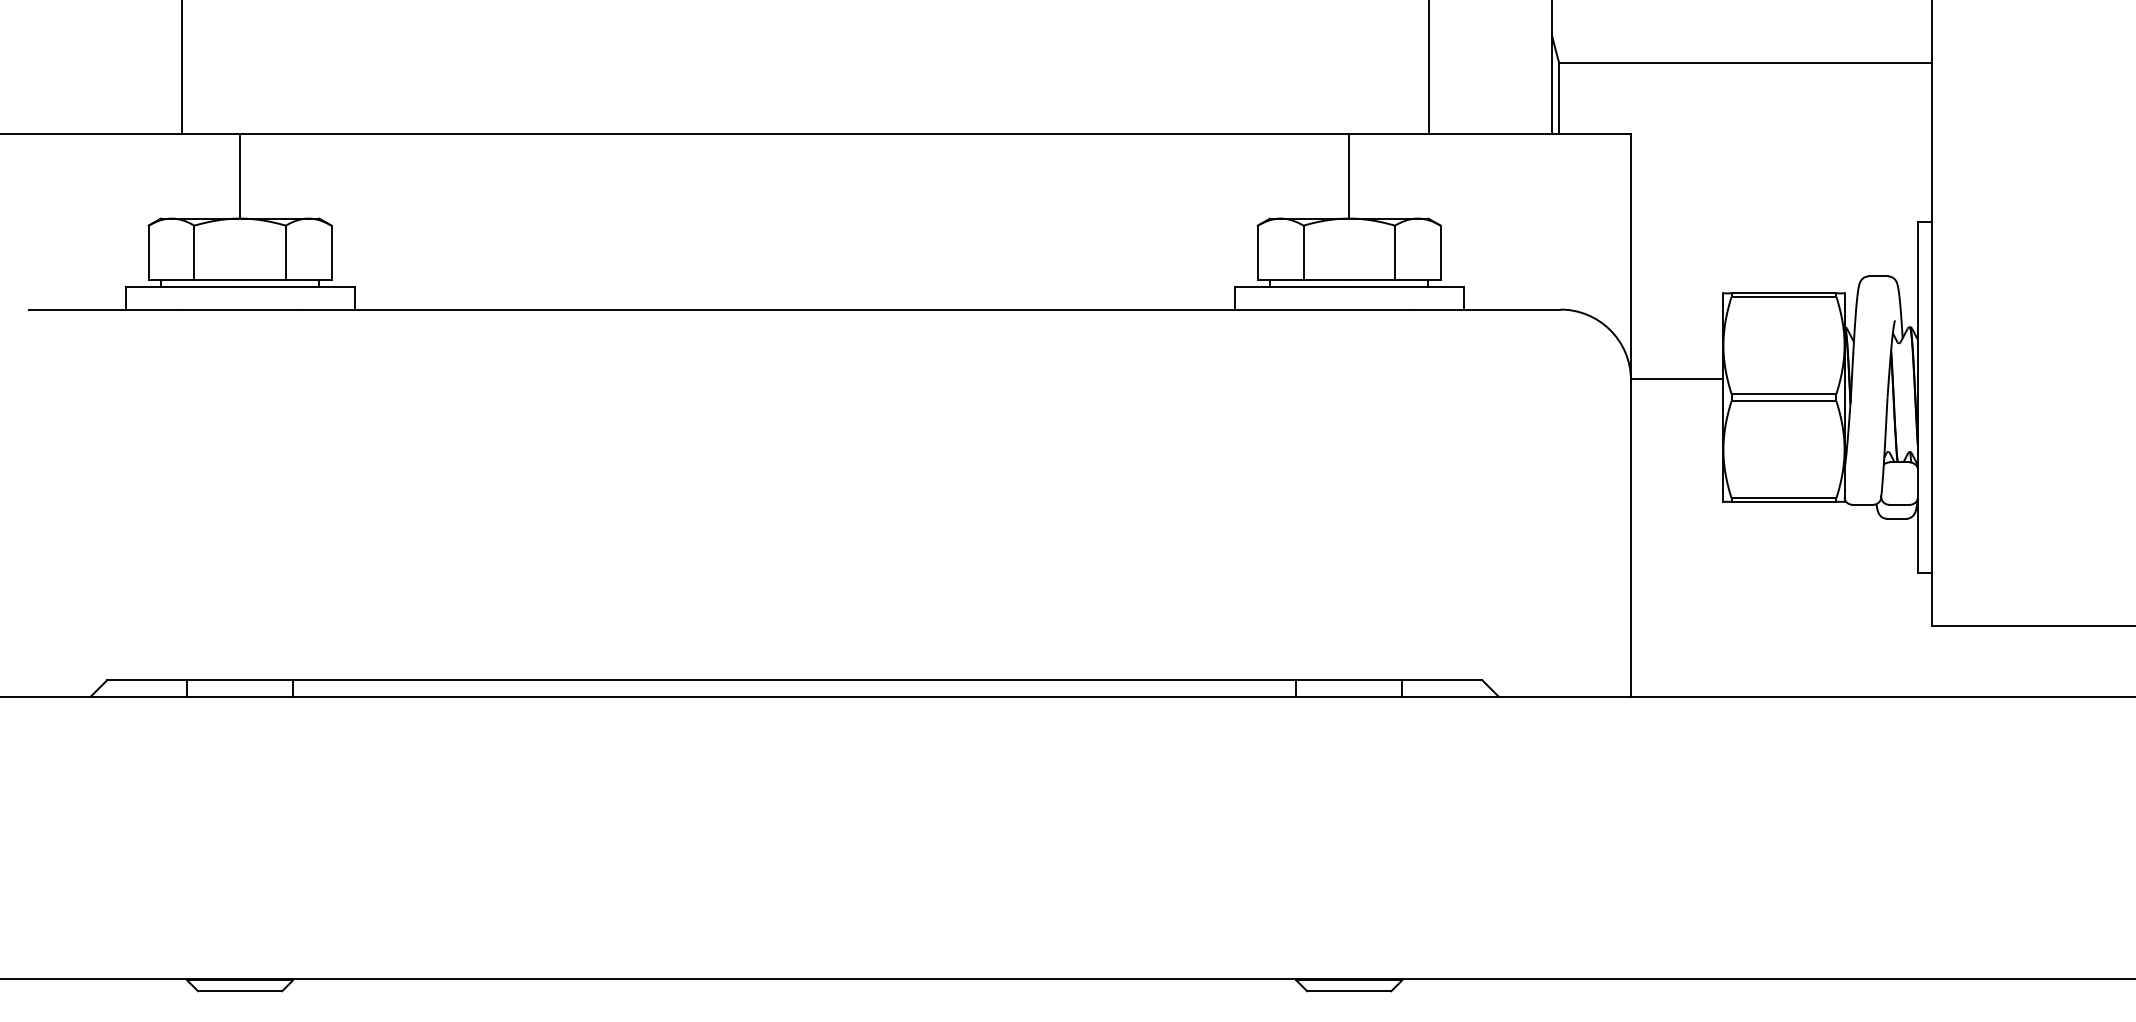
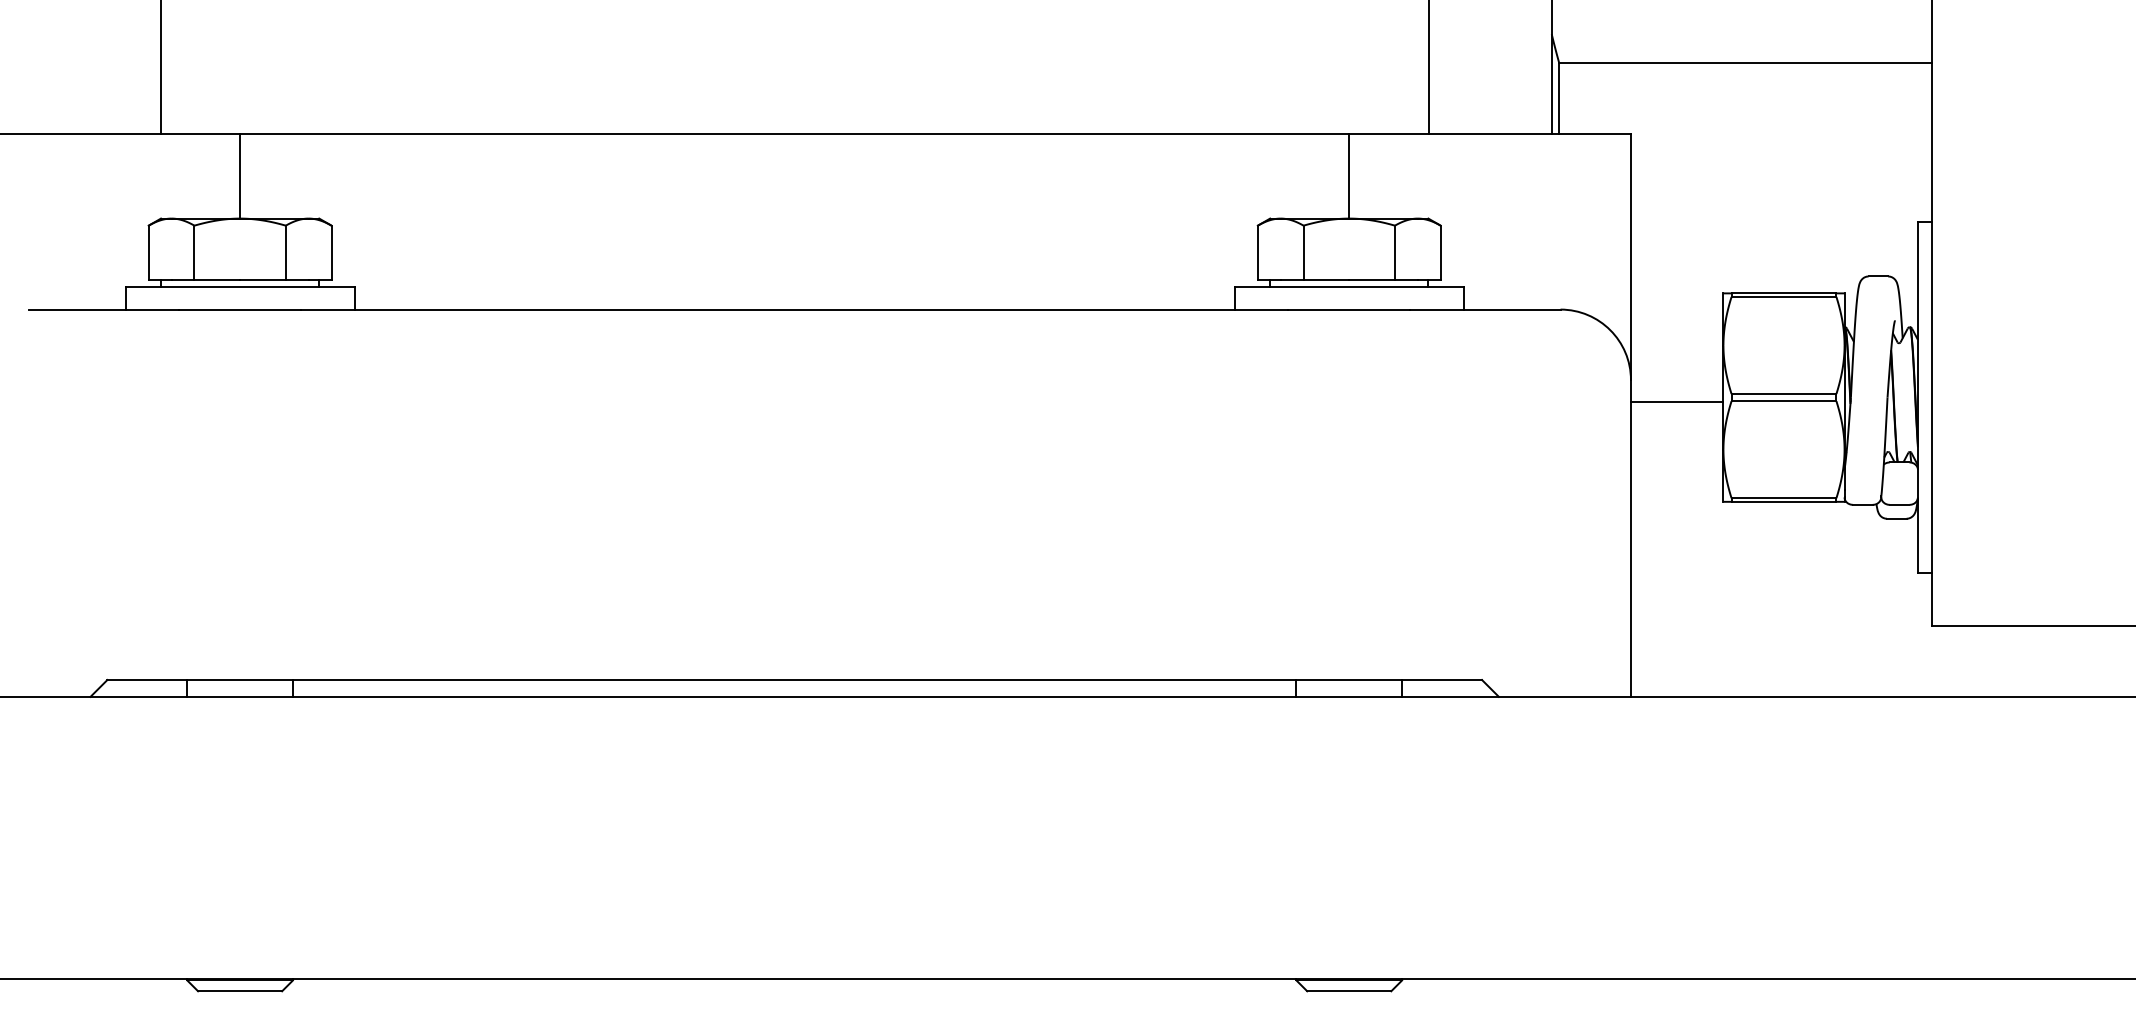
line position: (181, 67) -> (160, 67) (160, 67)
line position: (1676, 379) -> (1676, 402) (1676, 402)
